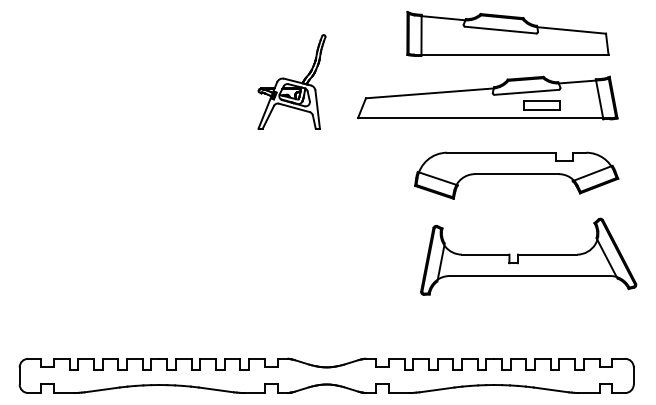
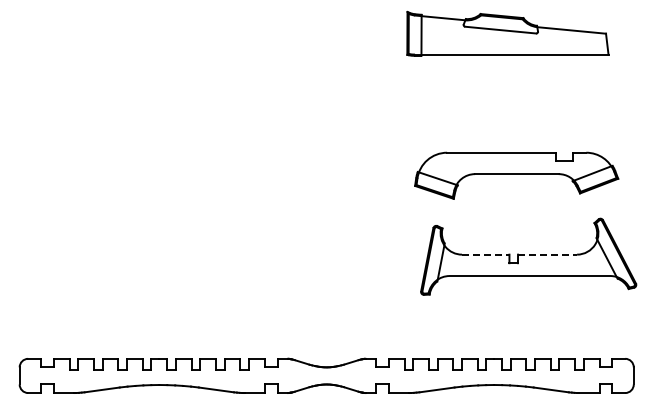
part: present -> none (291, 81)
part: present -> none (487, 97)
line: solid -> dashed (485, 254)
line: solid -> dashed (547, 254)
